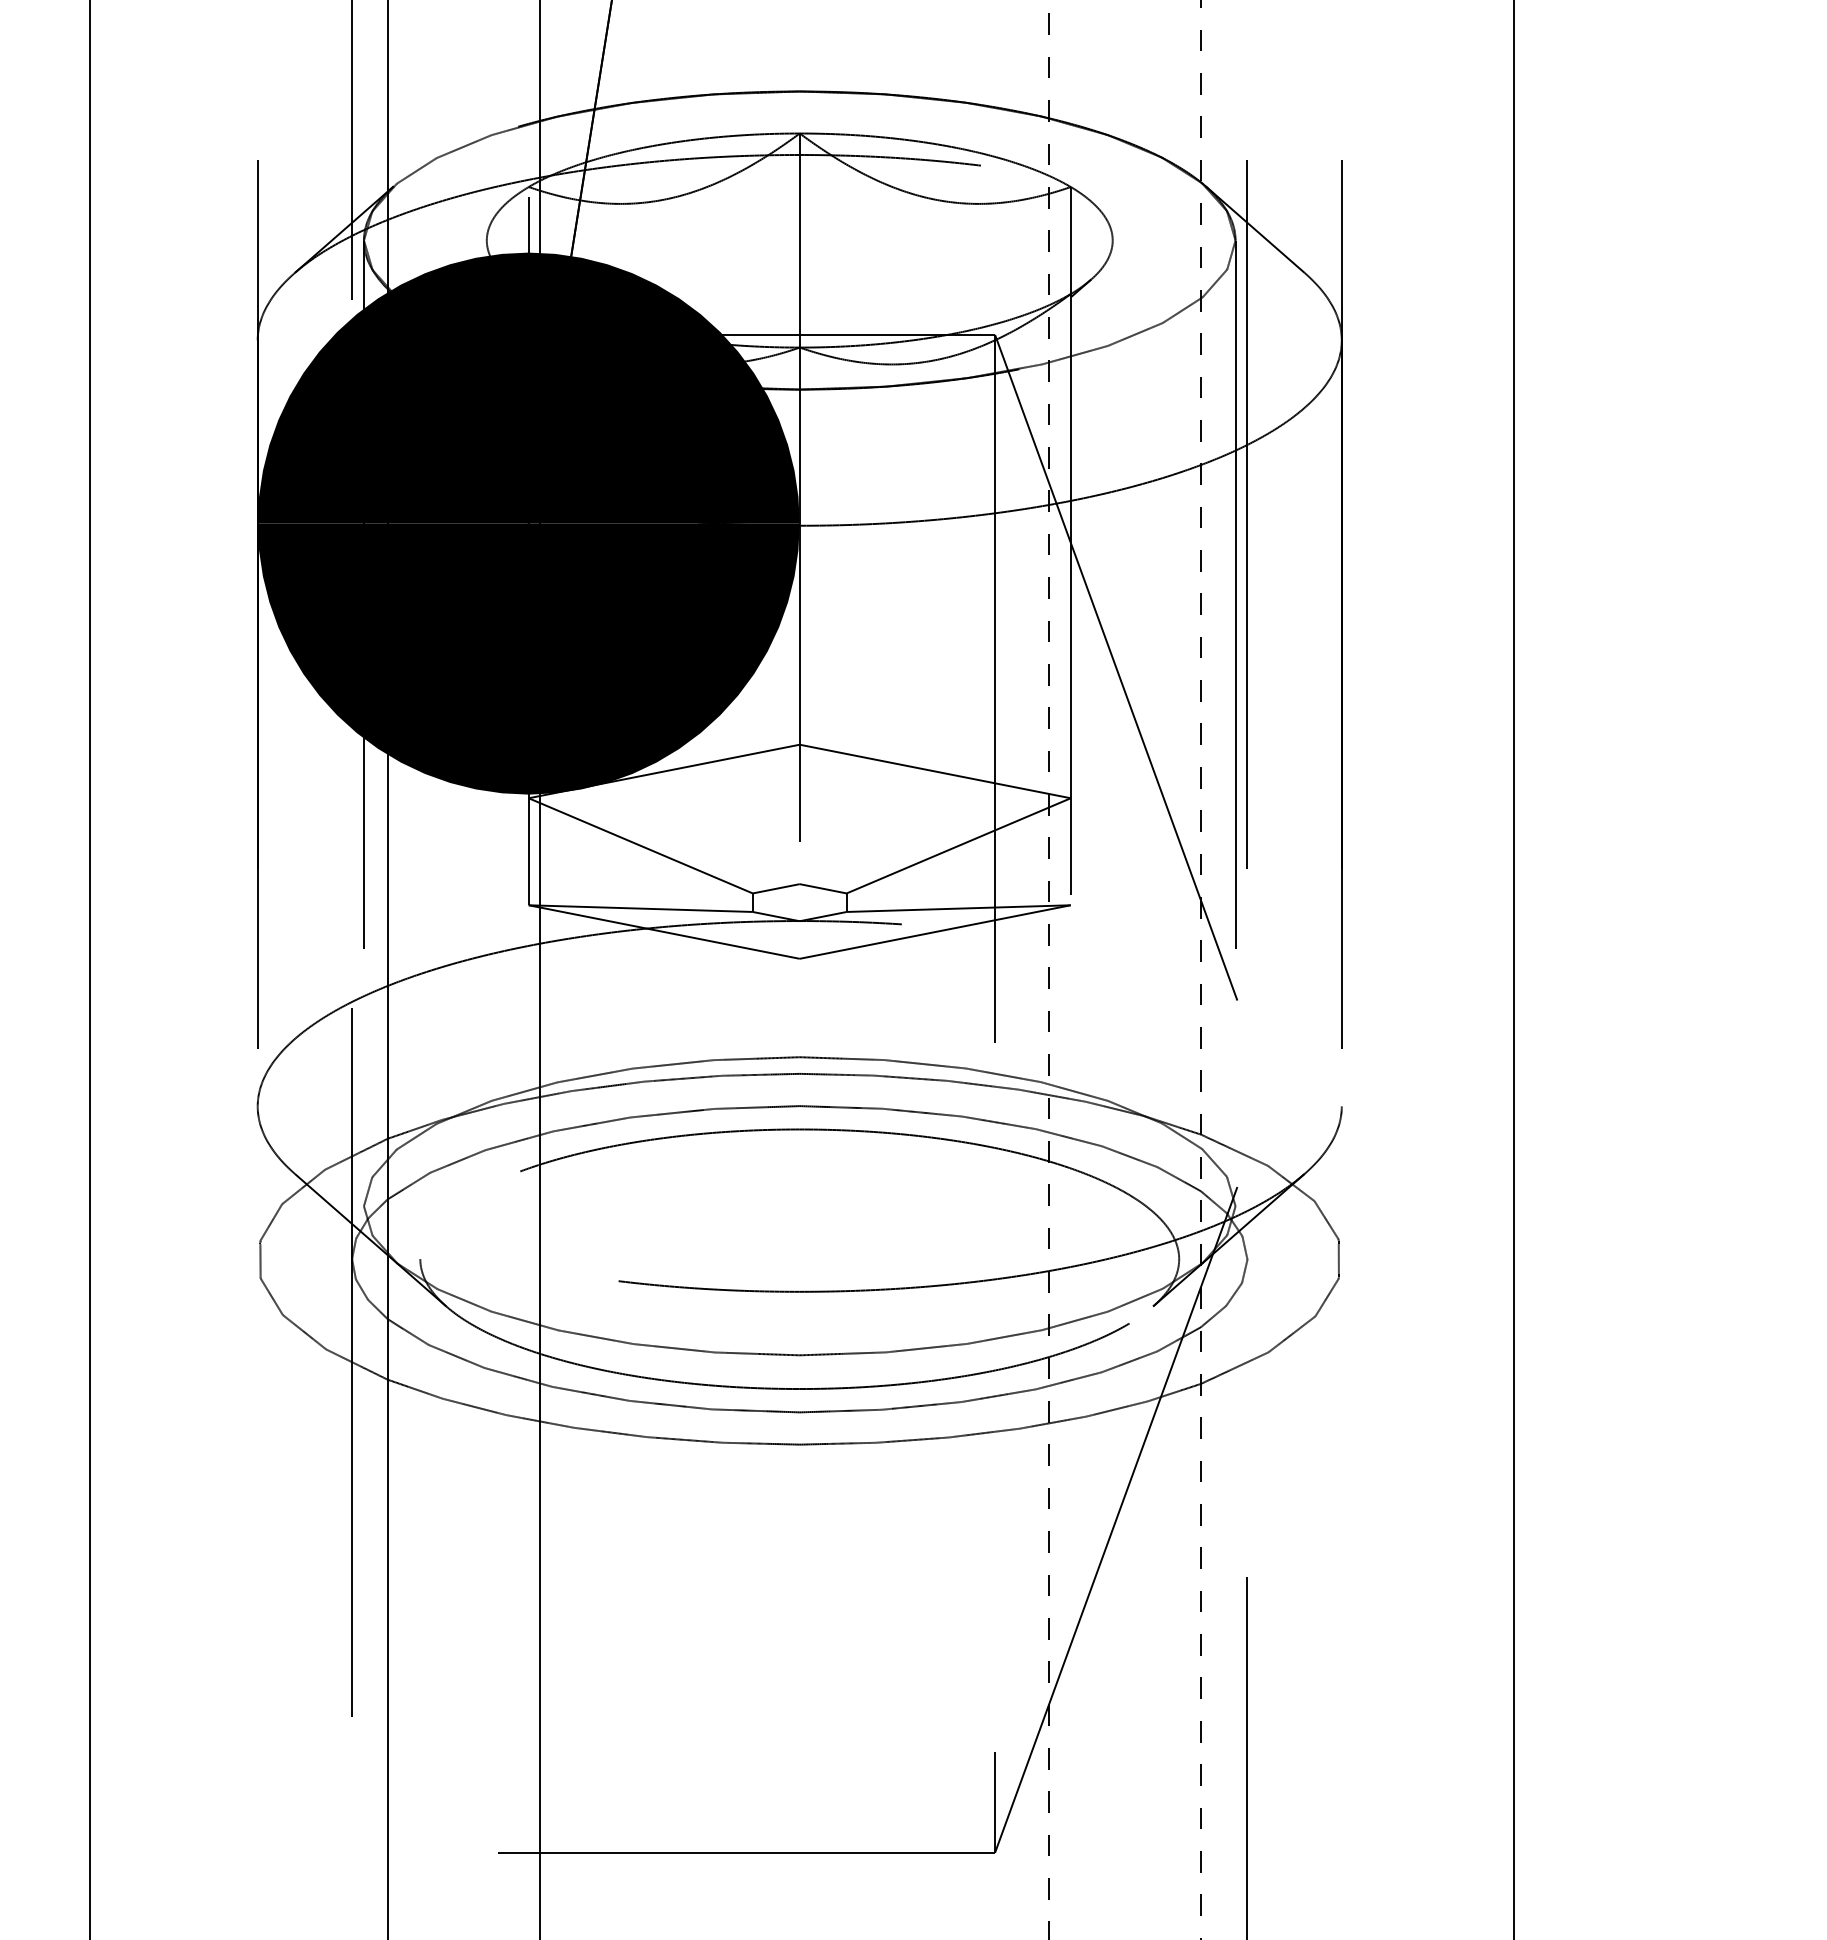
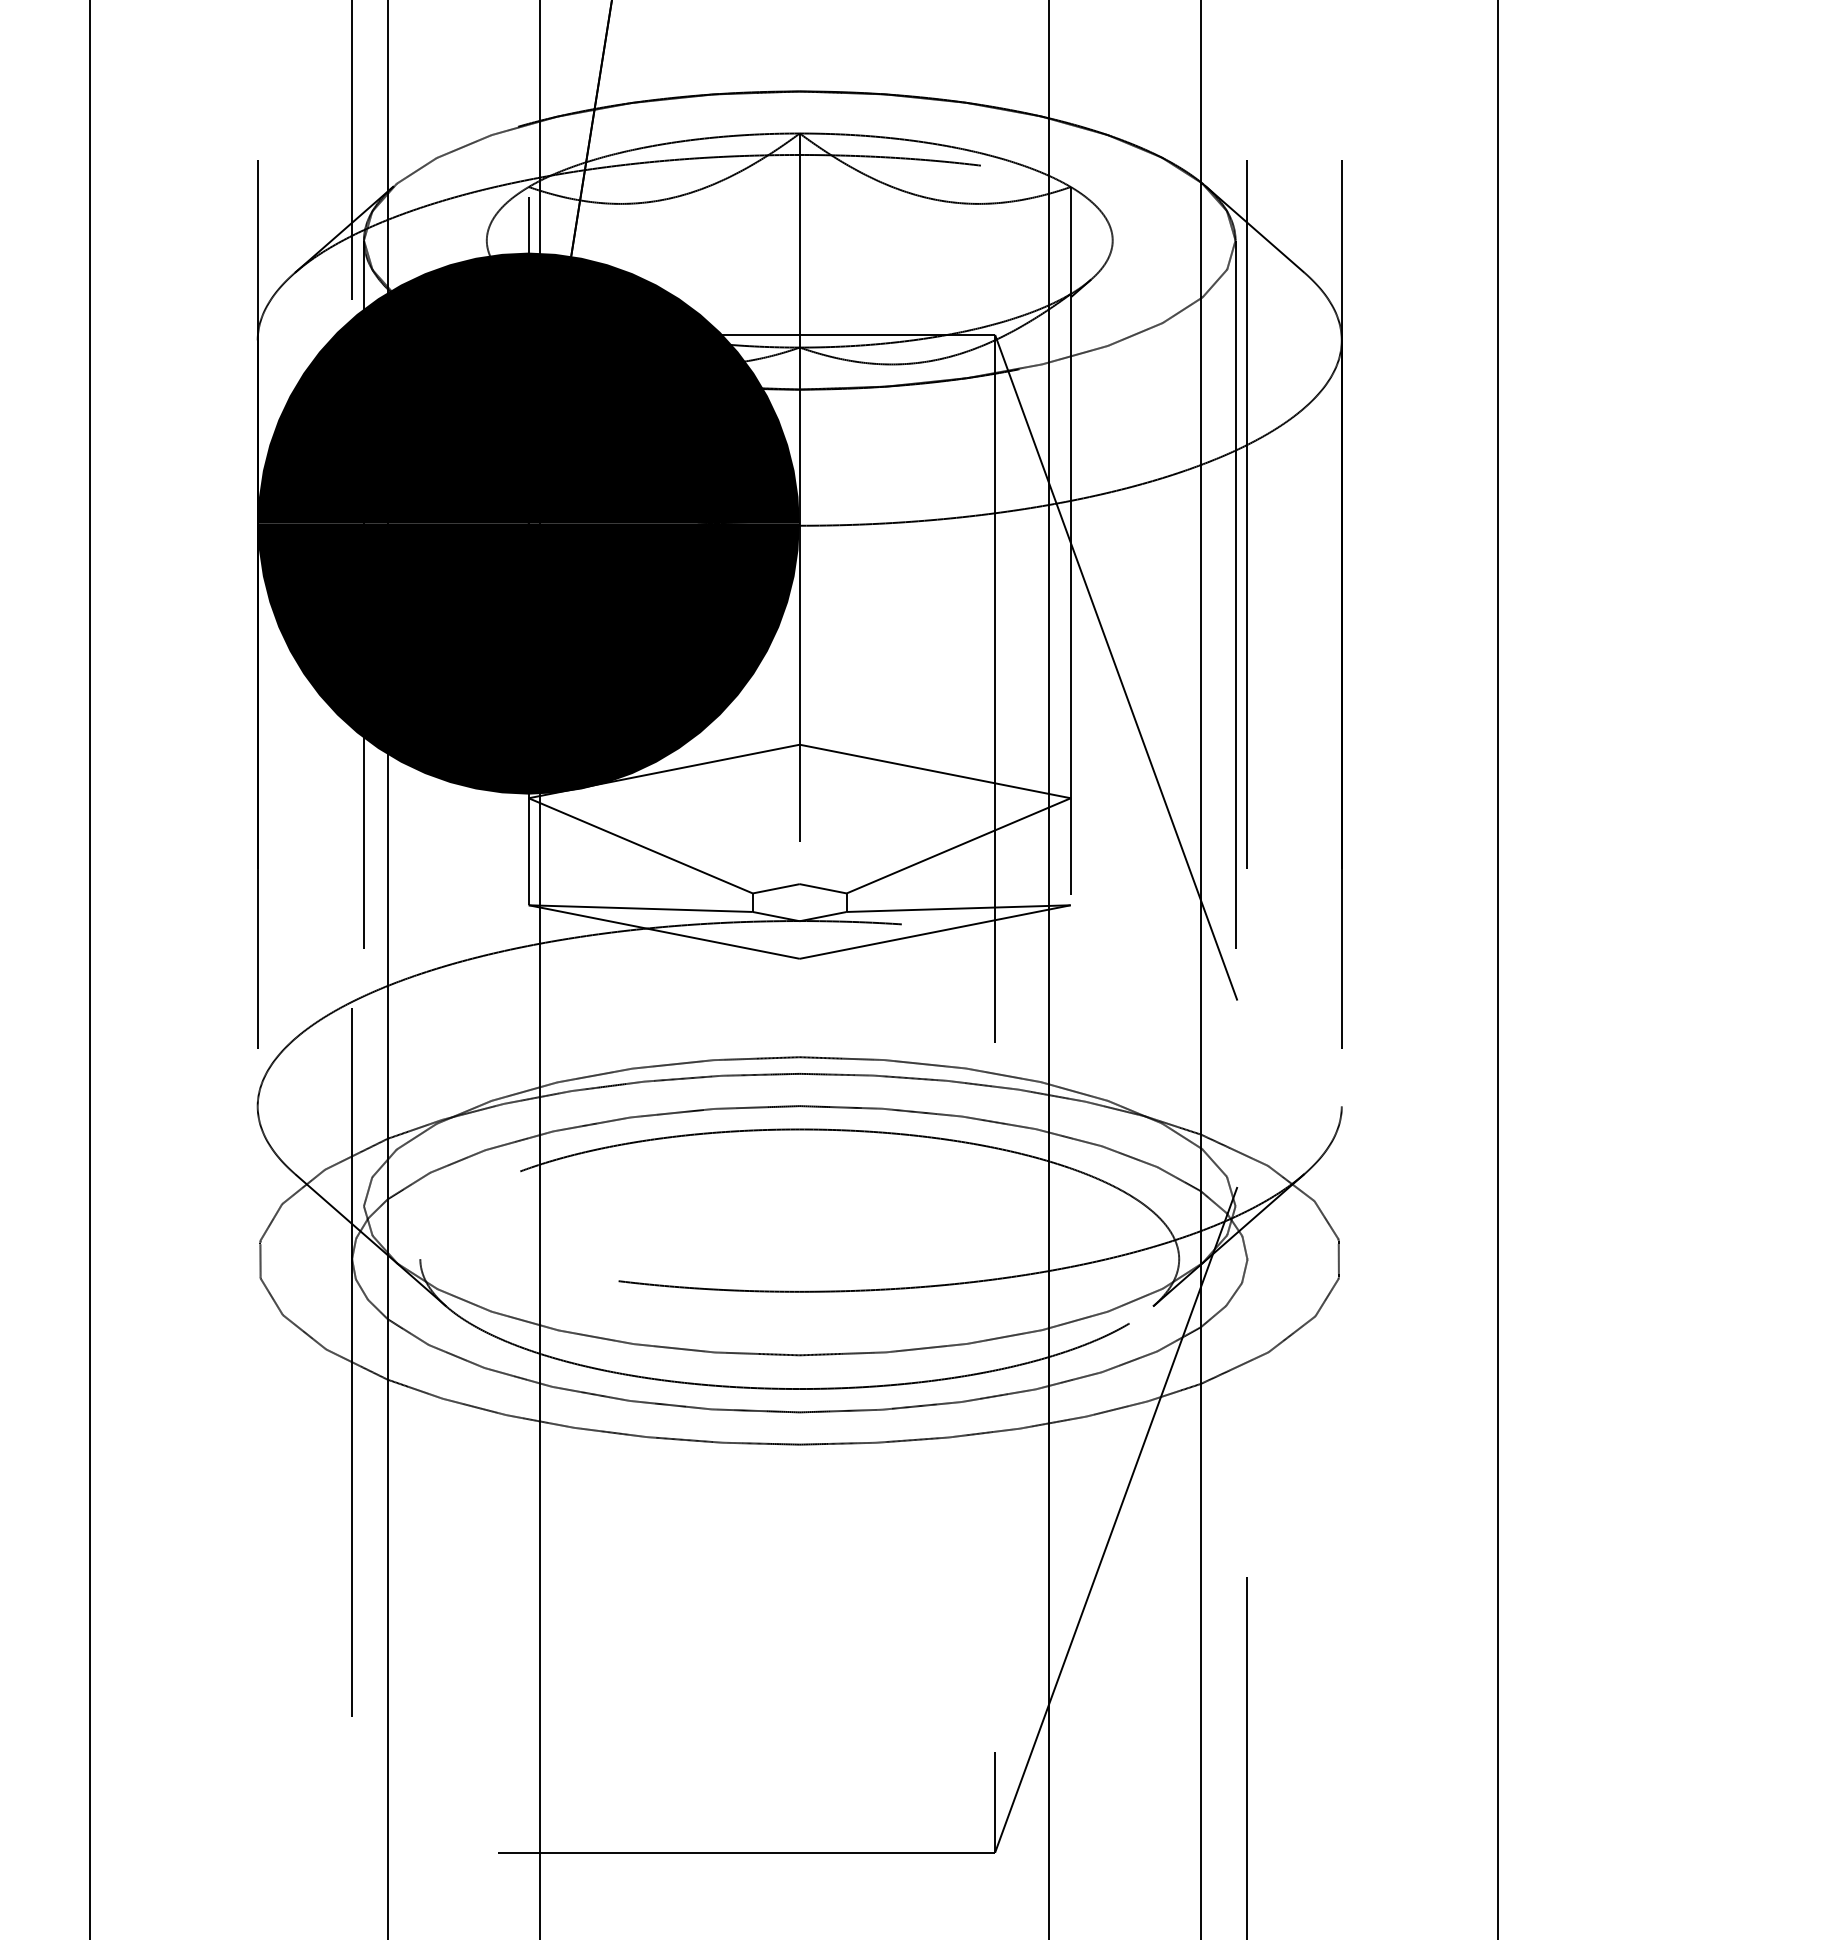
line: dashed -> solid (1200, 969)
line position: (1514, 969) -> (1498, 969) (1498, 969)
line: dashed -> solid (1049, 970)
